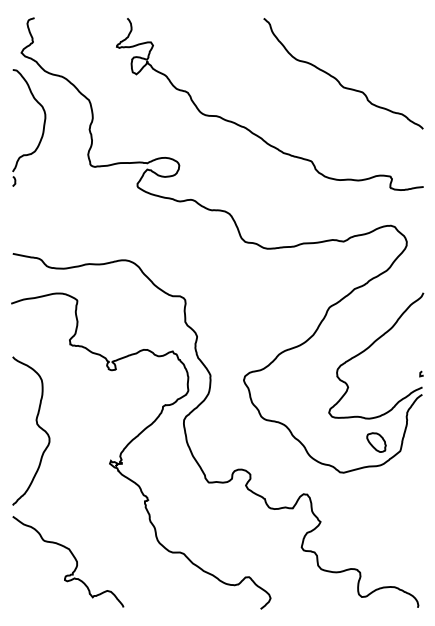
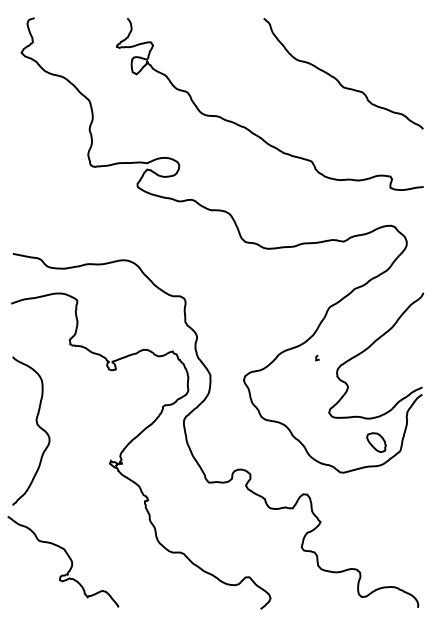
part: present -> none (42, 129)
line position: (421, 373) -> (317, 357) (317, 357)
curve position: (74, 559) -> (69, 559) (69, 559)
